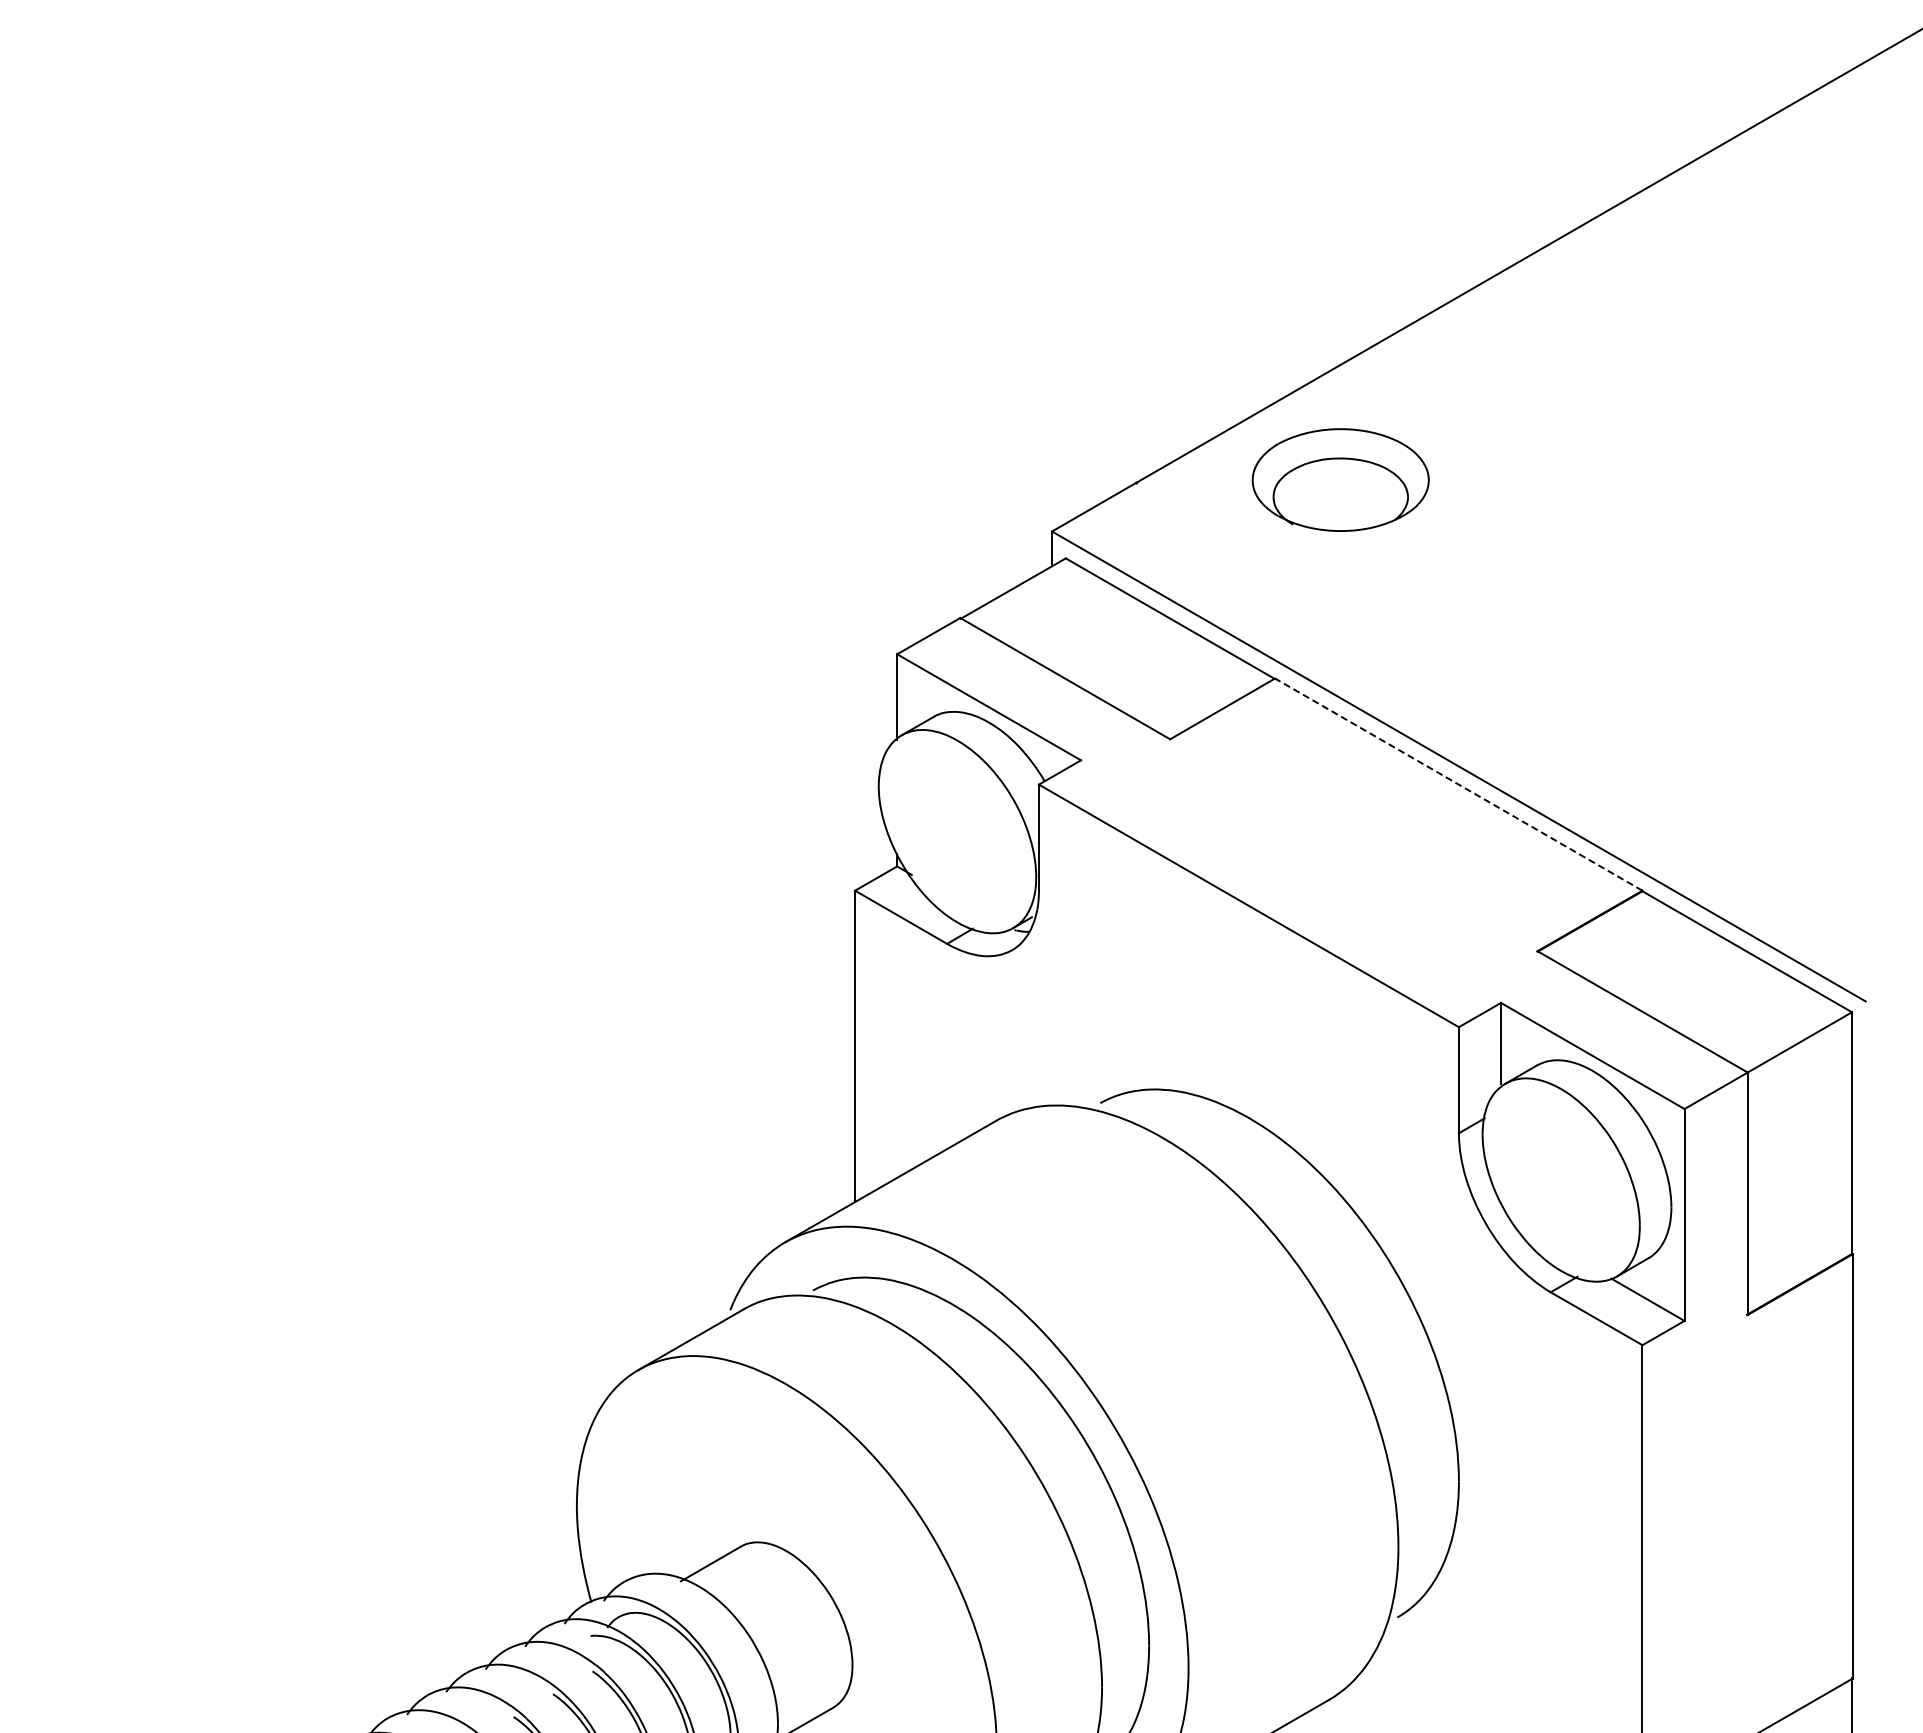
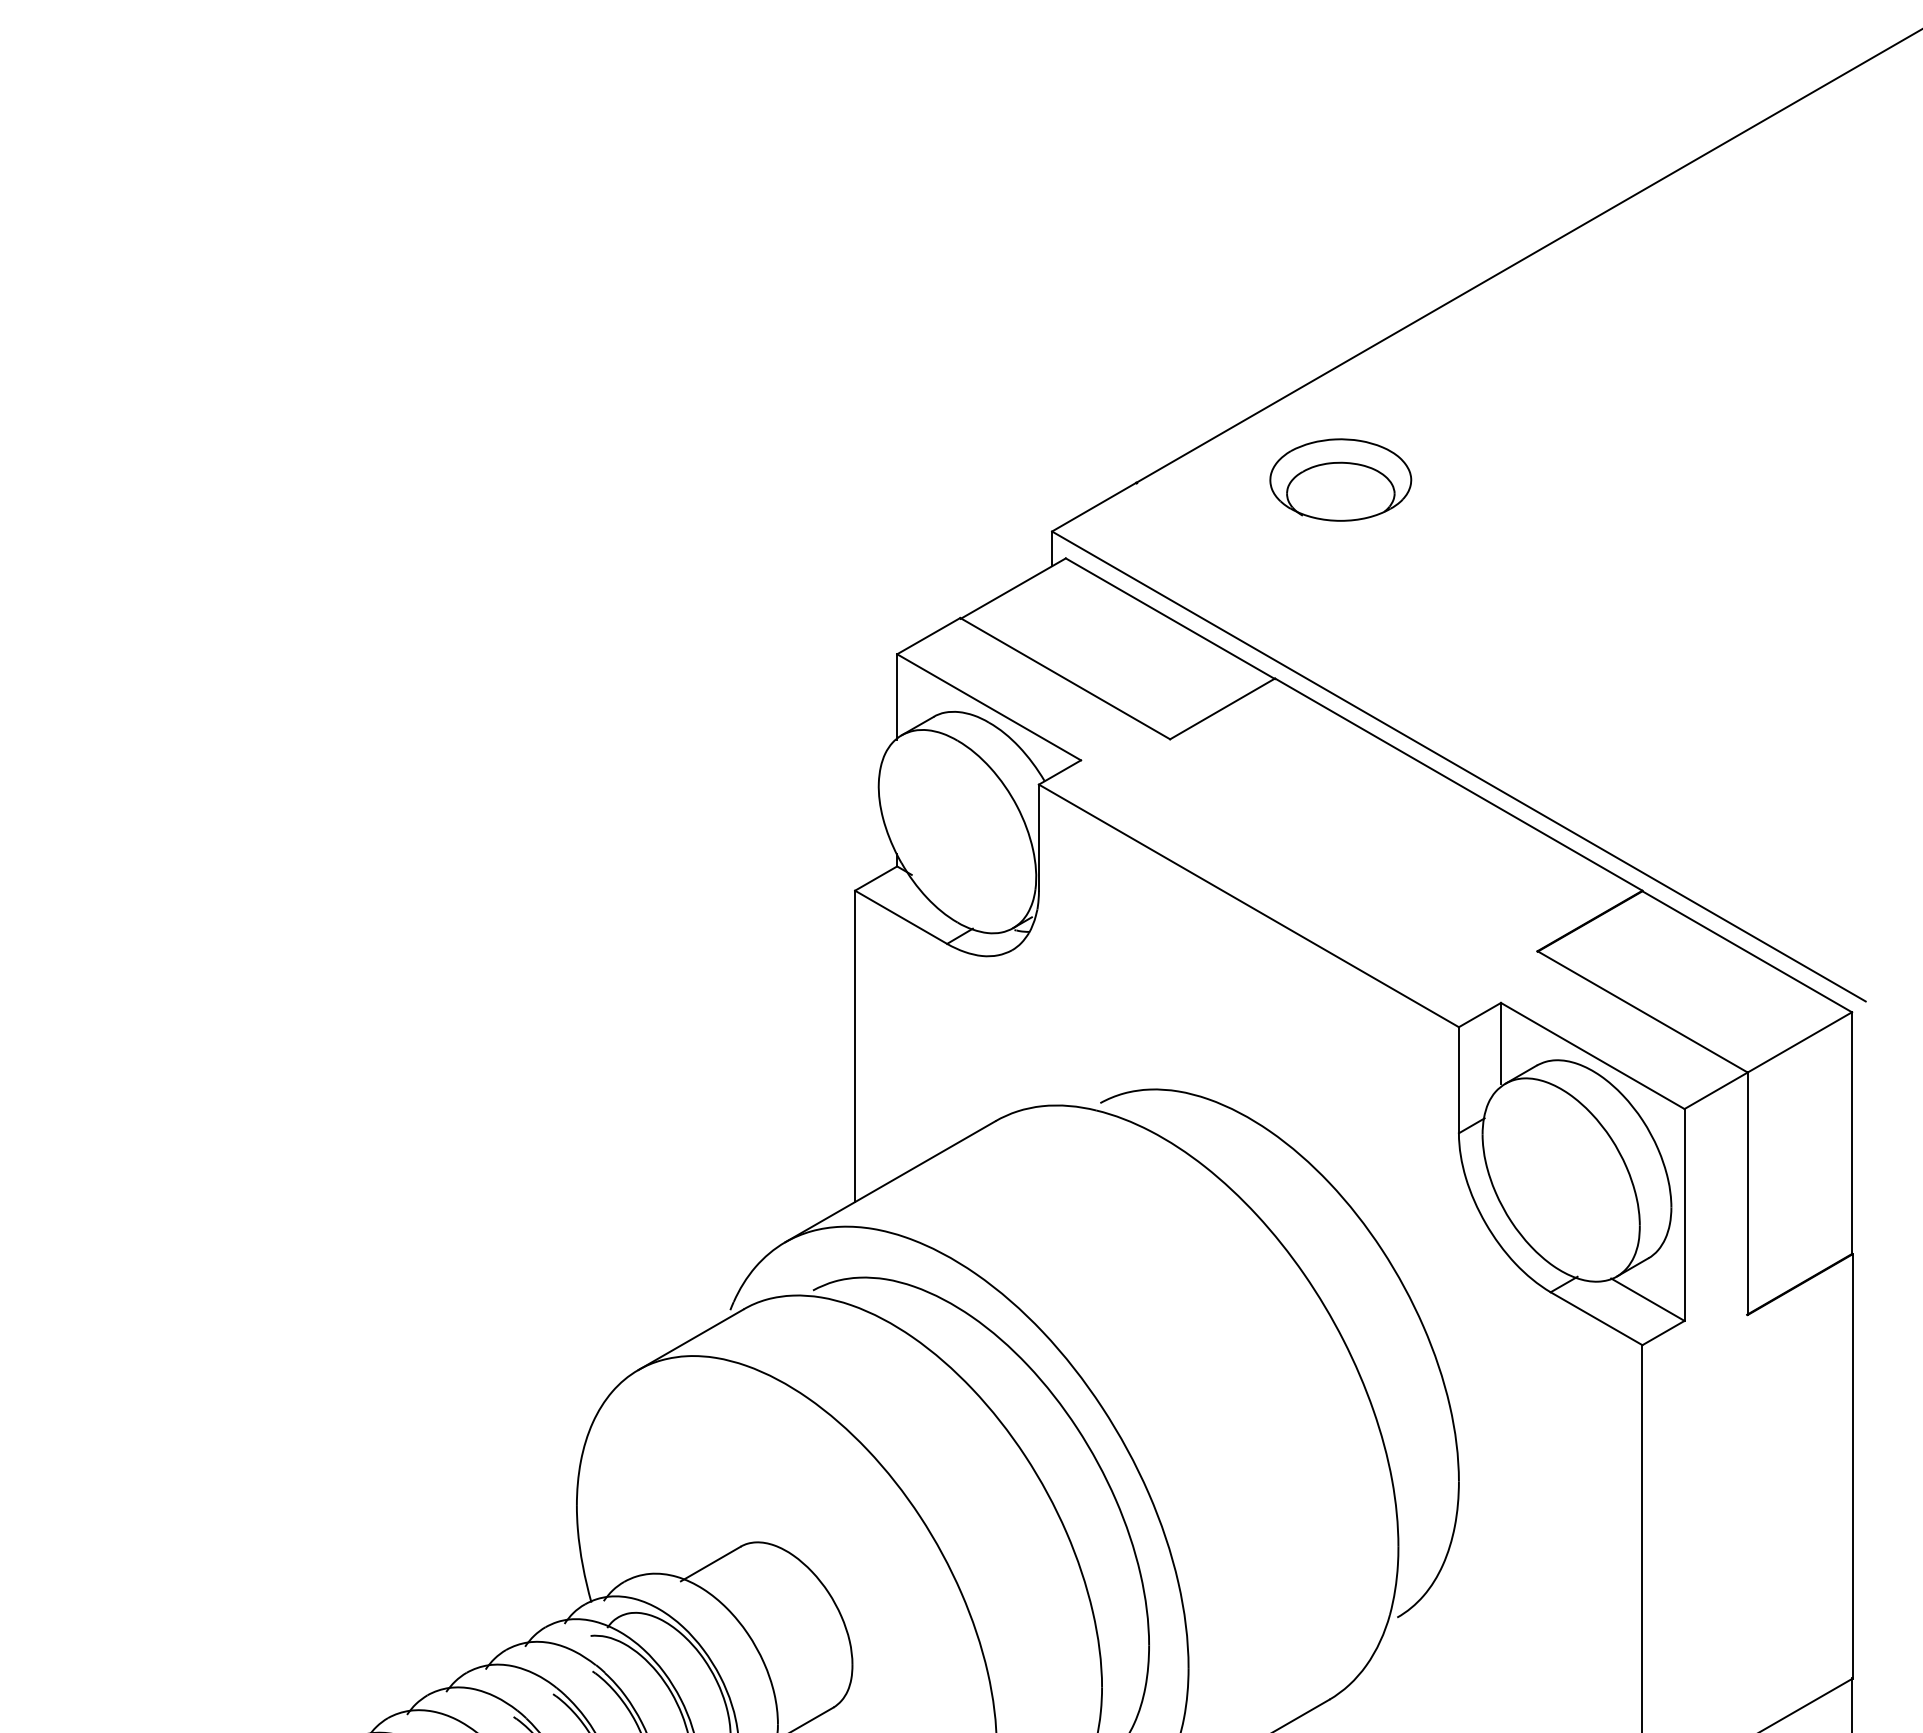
part size: 179x104 px -> 144x84 px (1340, 479)
line: dashed -> solid (1458, 784)
